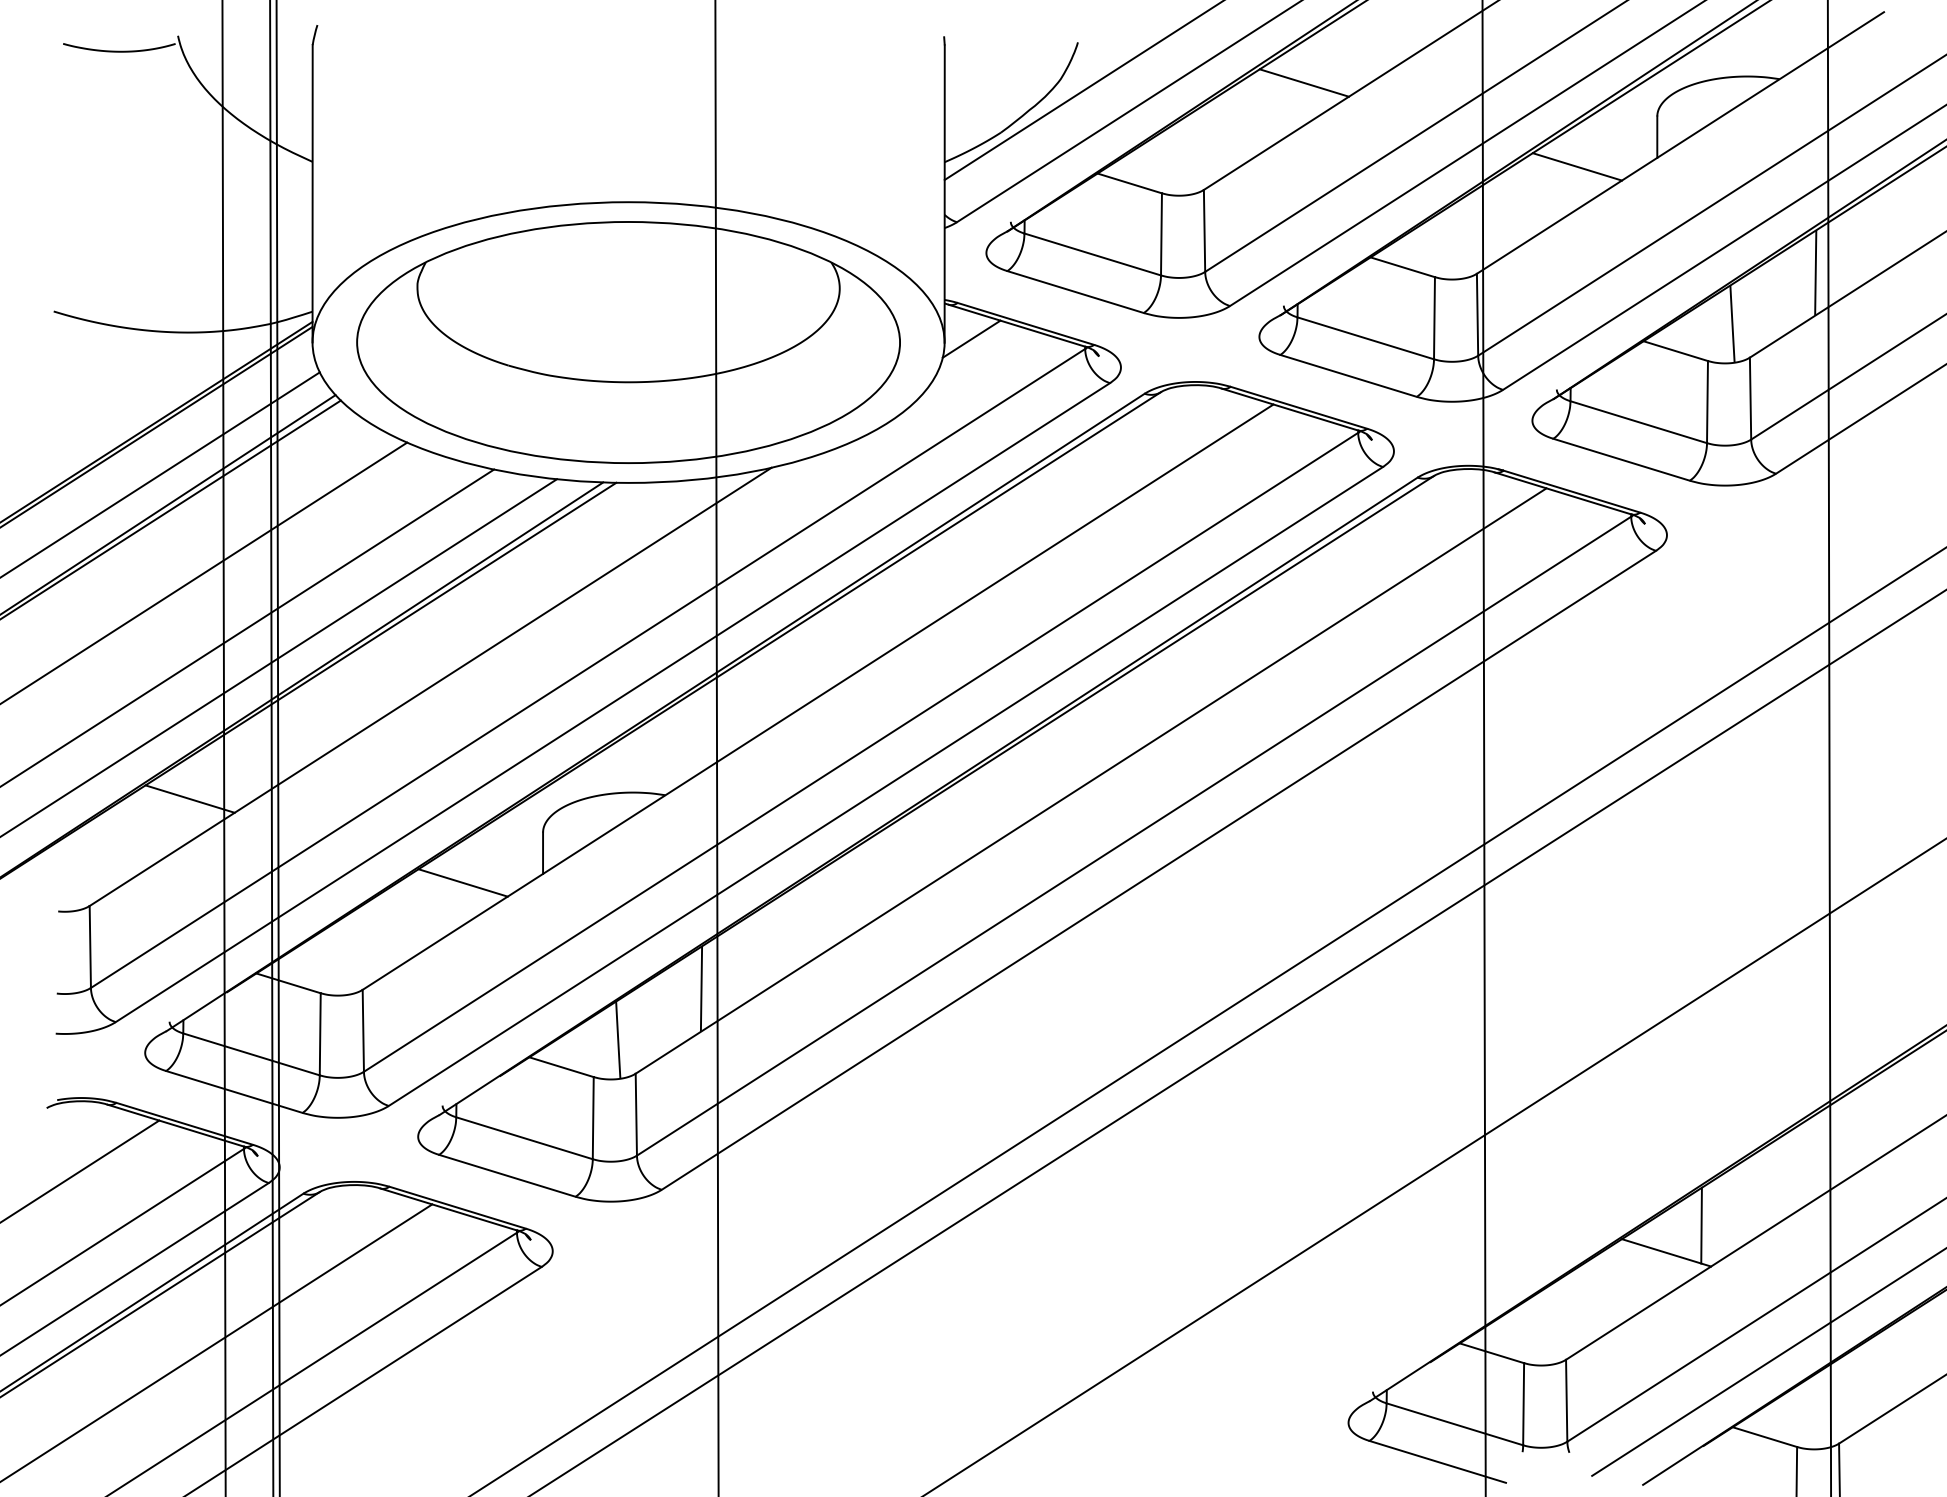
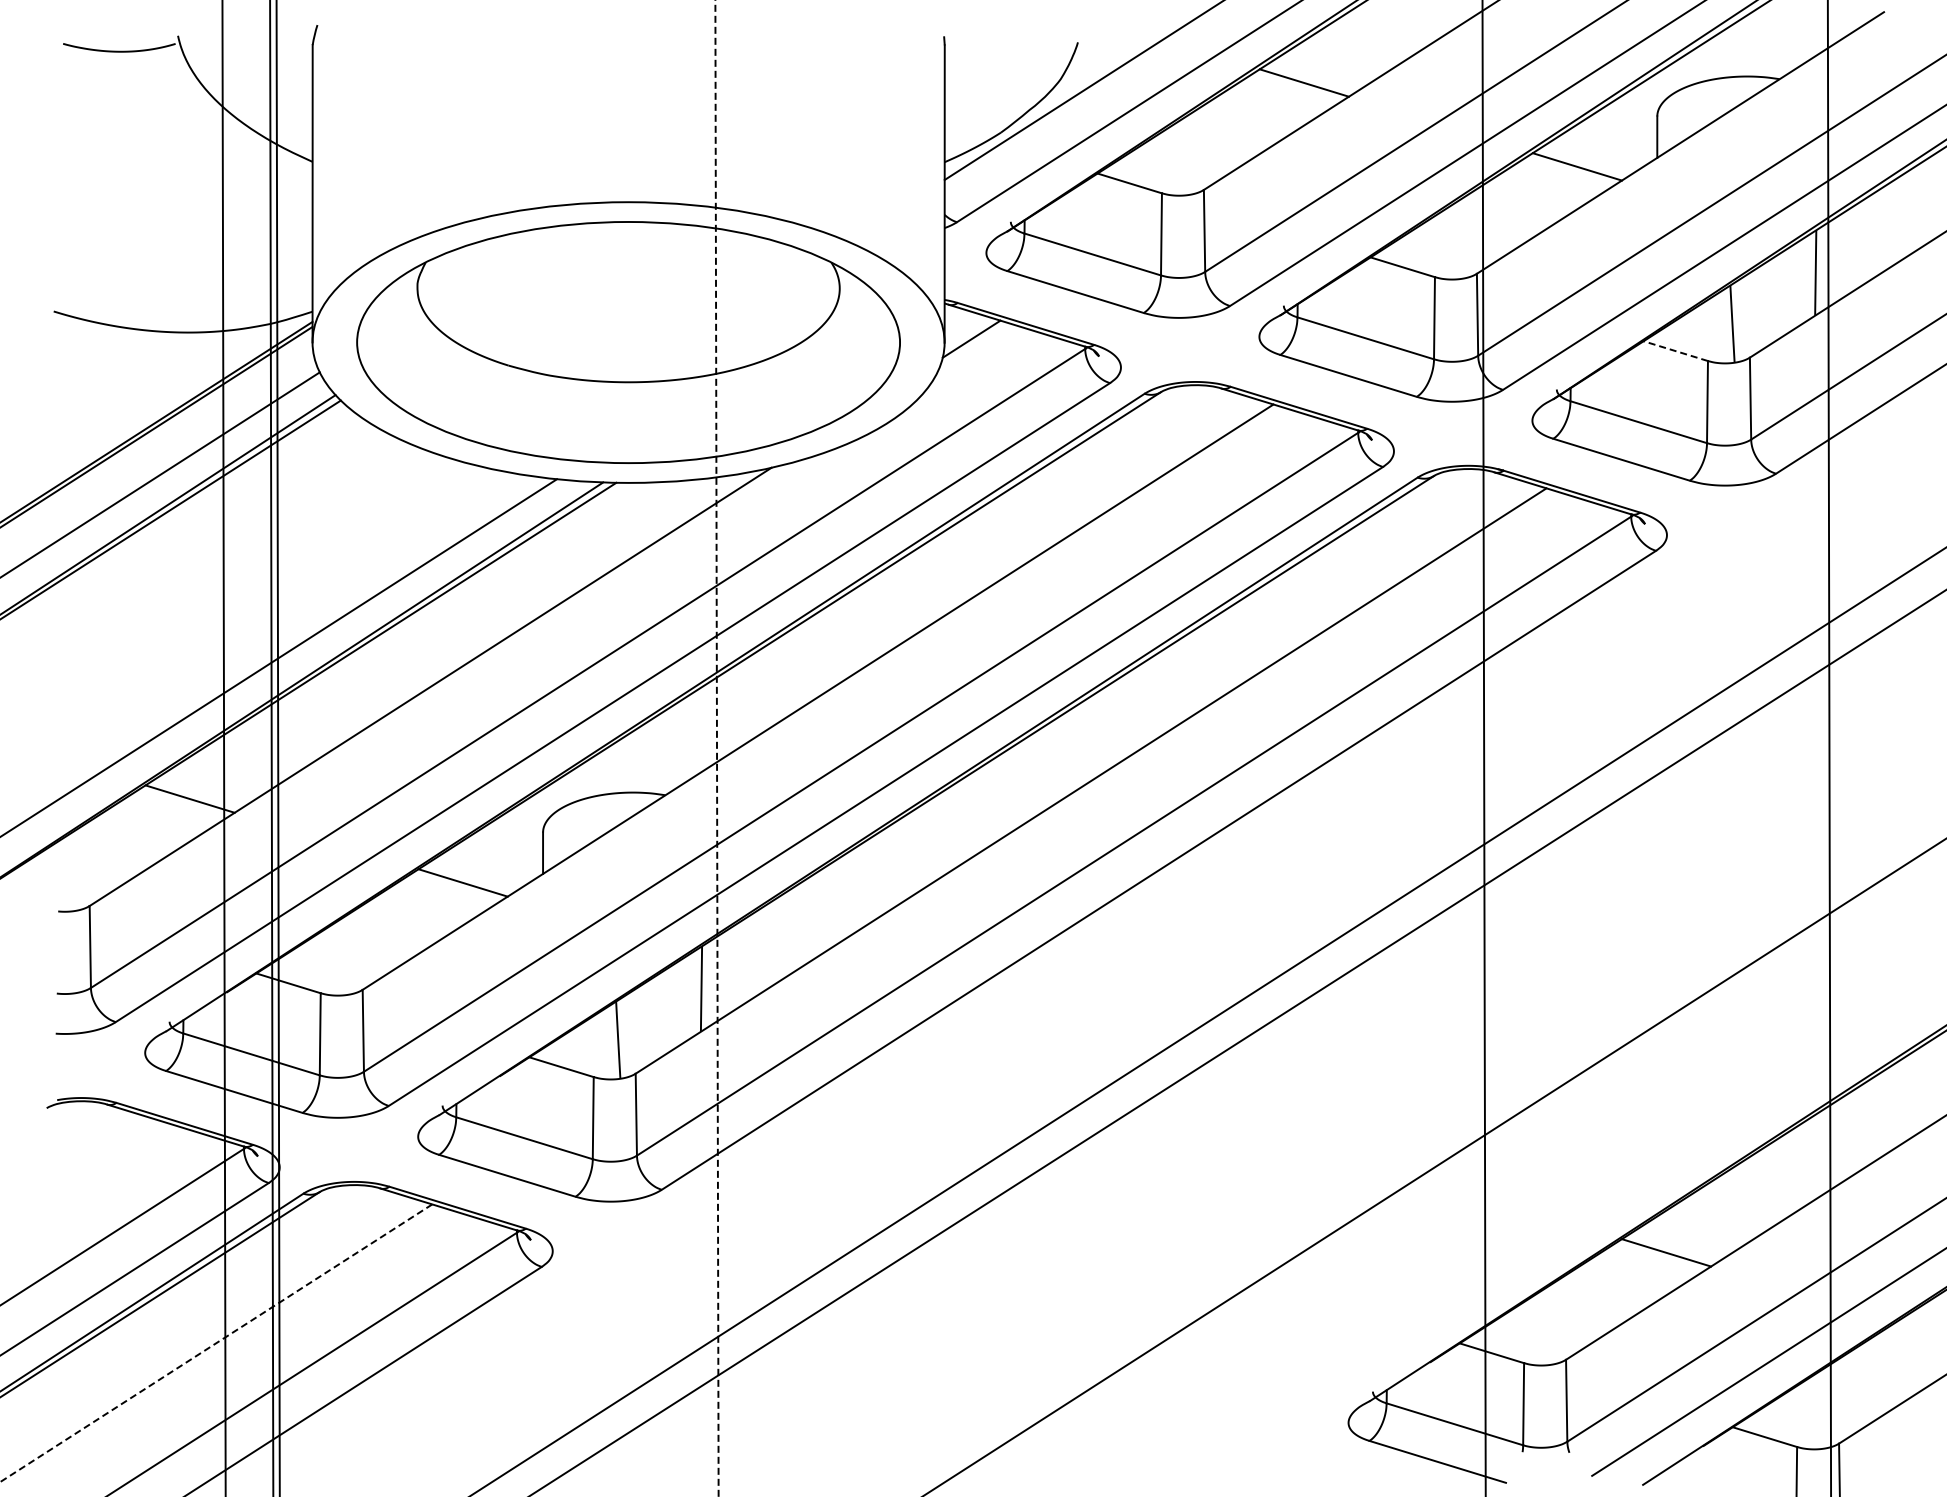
line: solid -> dashed (1675, 351)
line: present -> none (204, 572)
line: present -> none (248, 627)
line: solid -> dashed (717, 747)
line: present -> none (80, 1170)
line: present -> none (1701, 1225)
line: solid -> dashed (216, 1343)
